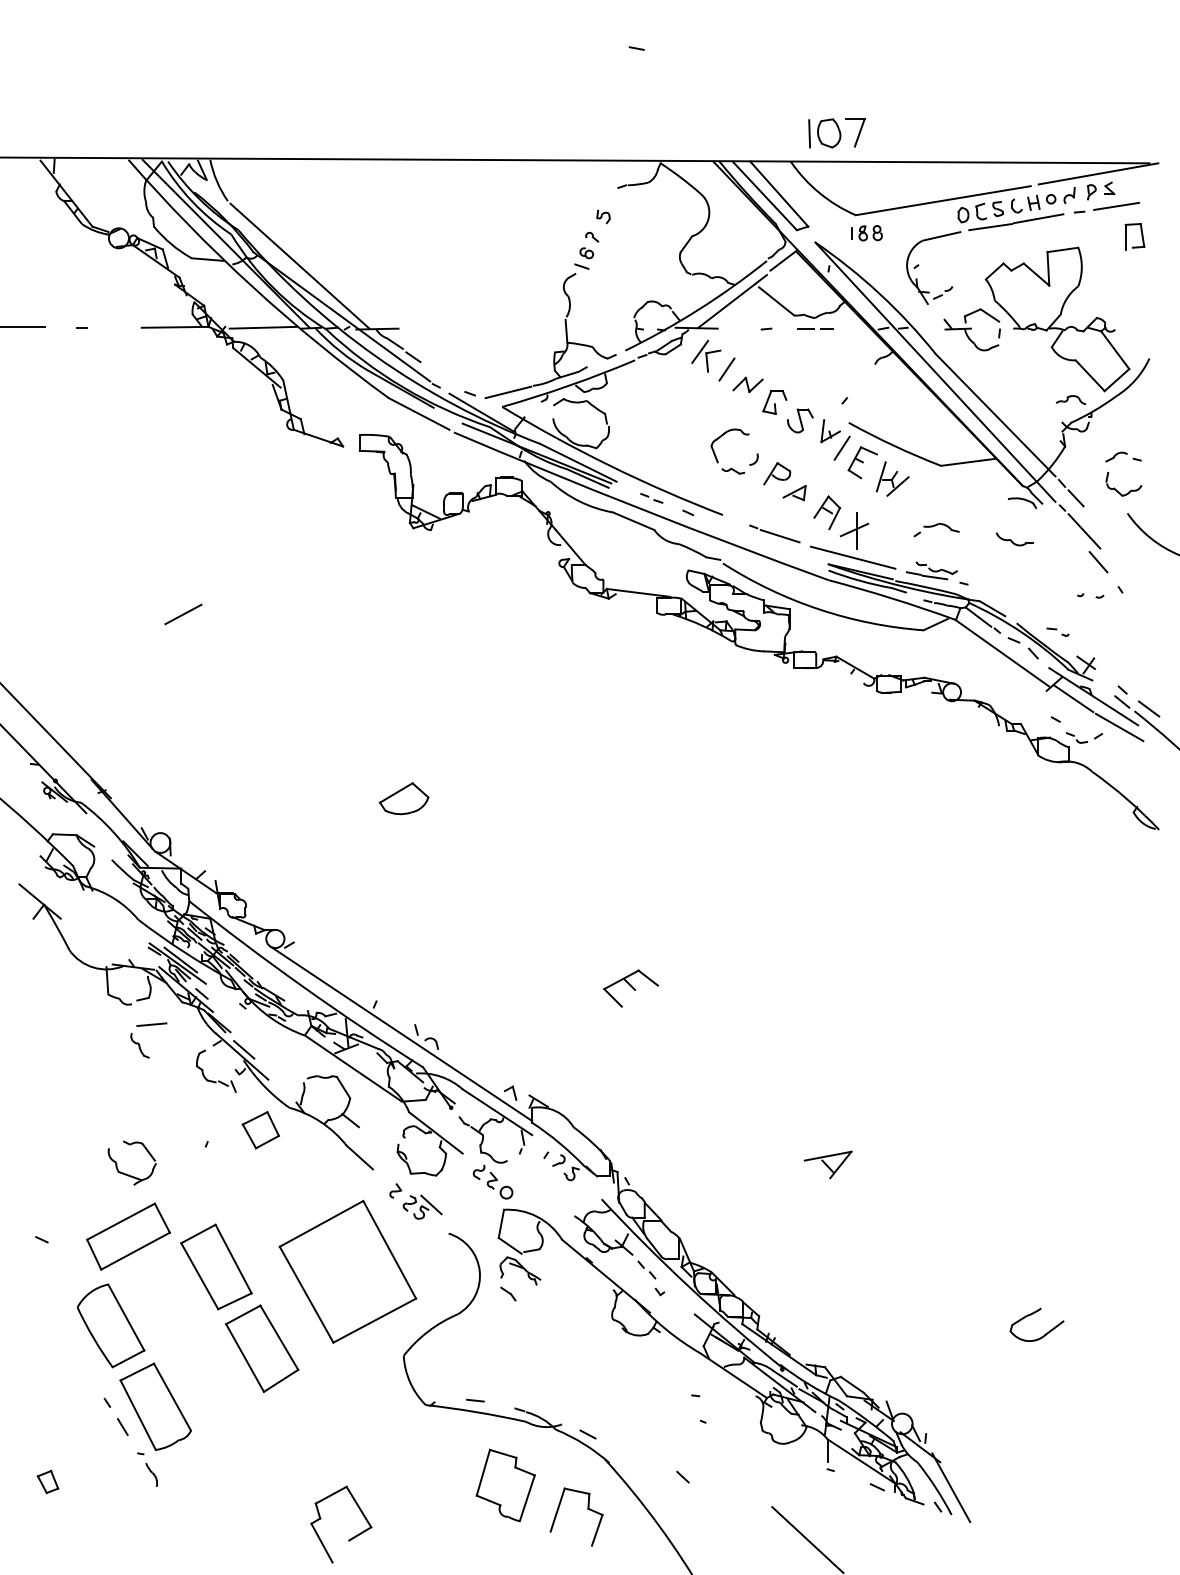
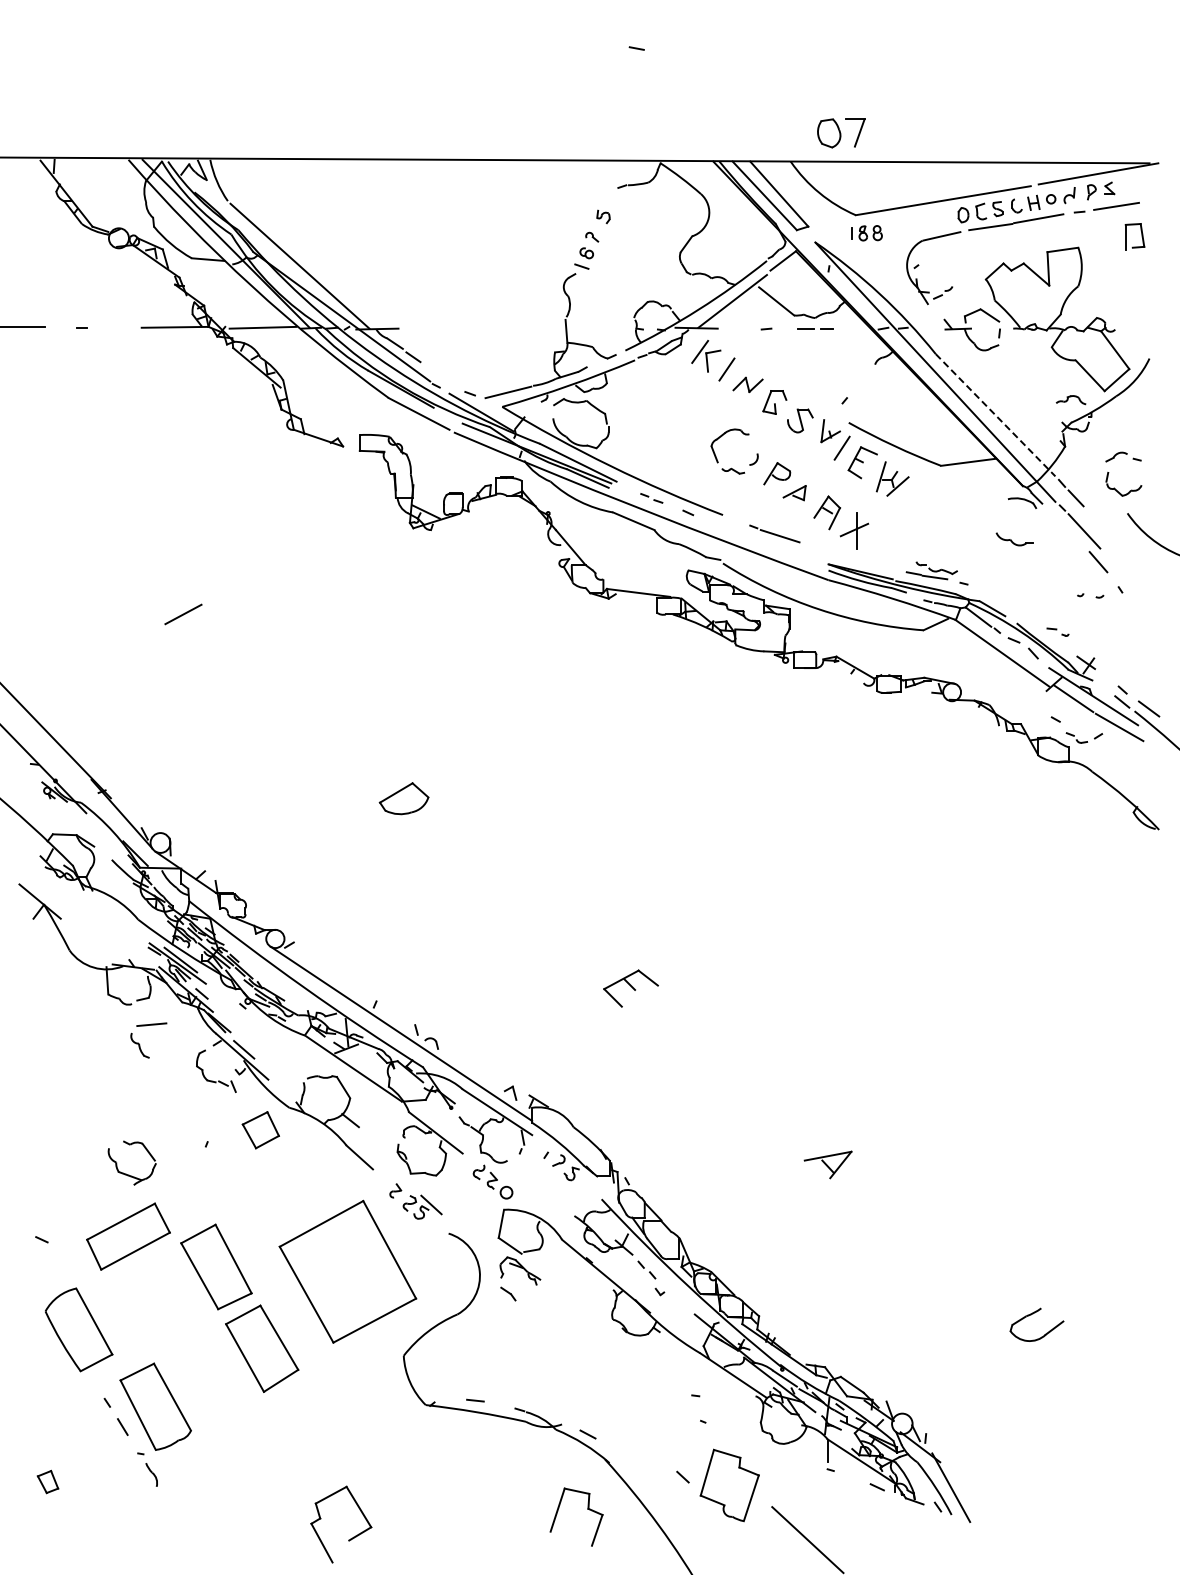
line: present -> none (809, 133)
line: solid -> dashed (995, 415)
part: present -> none (936, 530)
line: present -> none (852, 557)
part position: (111, 1325) -> (79, 1329) (79, 1329)
part position: (505, 1485) -> (729, 1485) (729, 1485)
